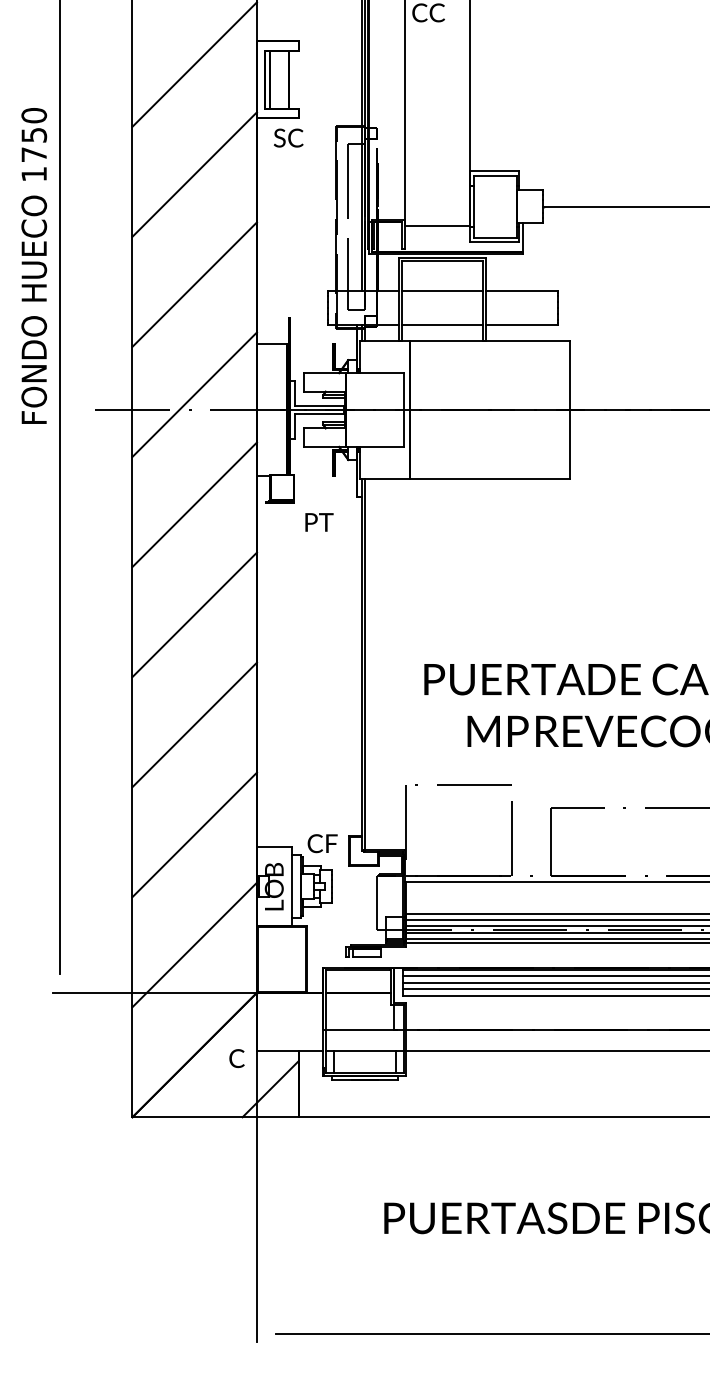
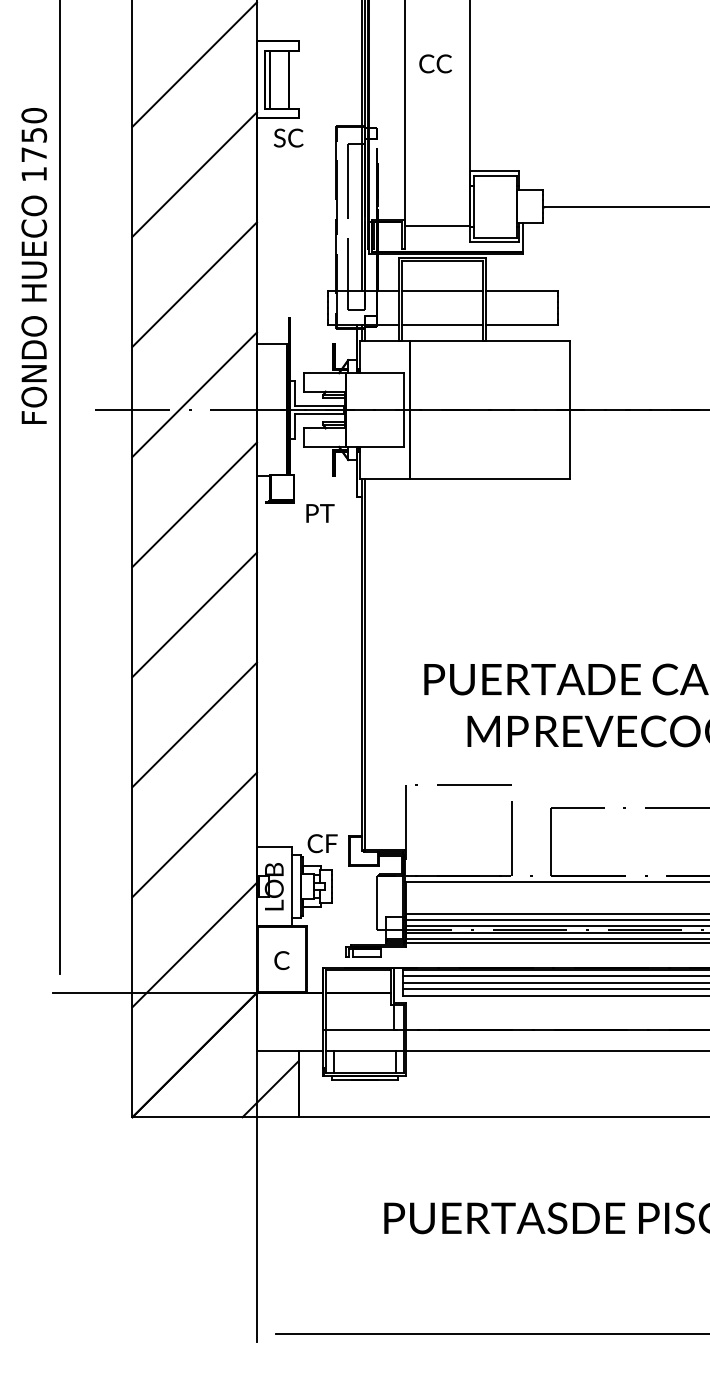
text position: (428, 12) -> (435, 63) (435, 63)
text position: (319, 522) -> (320, 513) (320, 513)
text position: (236, 1058) -> (281, 960) (281, 960)
